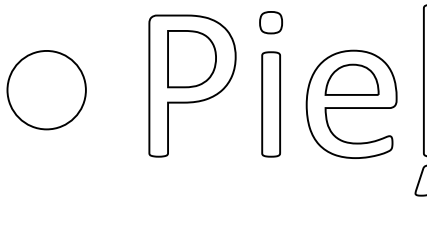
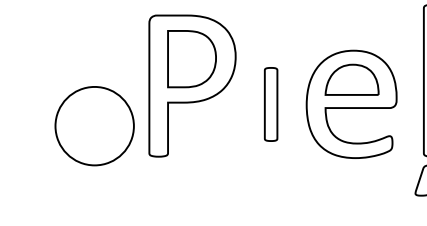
part: present -> none (271, 22)
part position: (46, 90) -> (94, 126) (94, 126)
part size: 20x107 px -> 15x75 px (271, 104)
